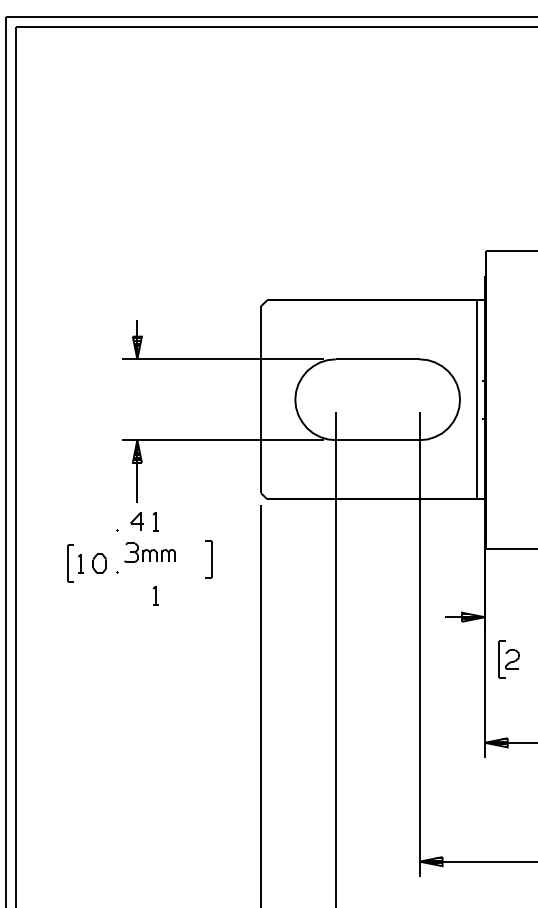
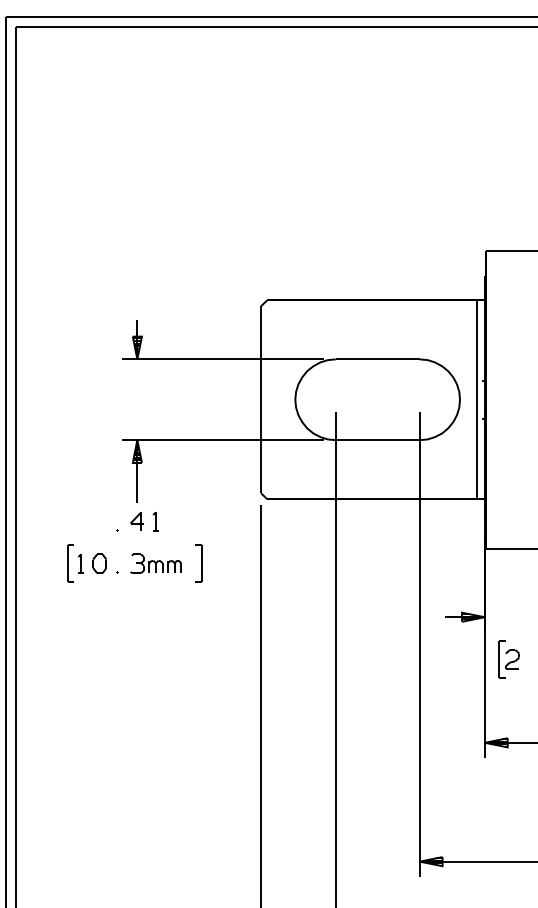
part position: (149, 552) -> (155, 563) (155, 563)
part position: (208, 559) -> (198, 563) (198, 563)
part: present -> none (155, 595)
